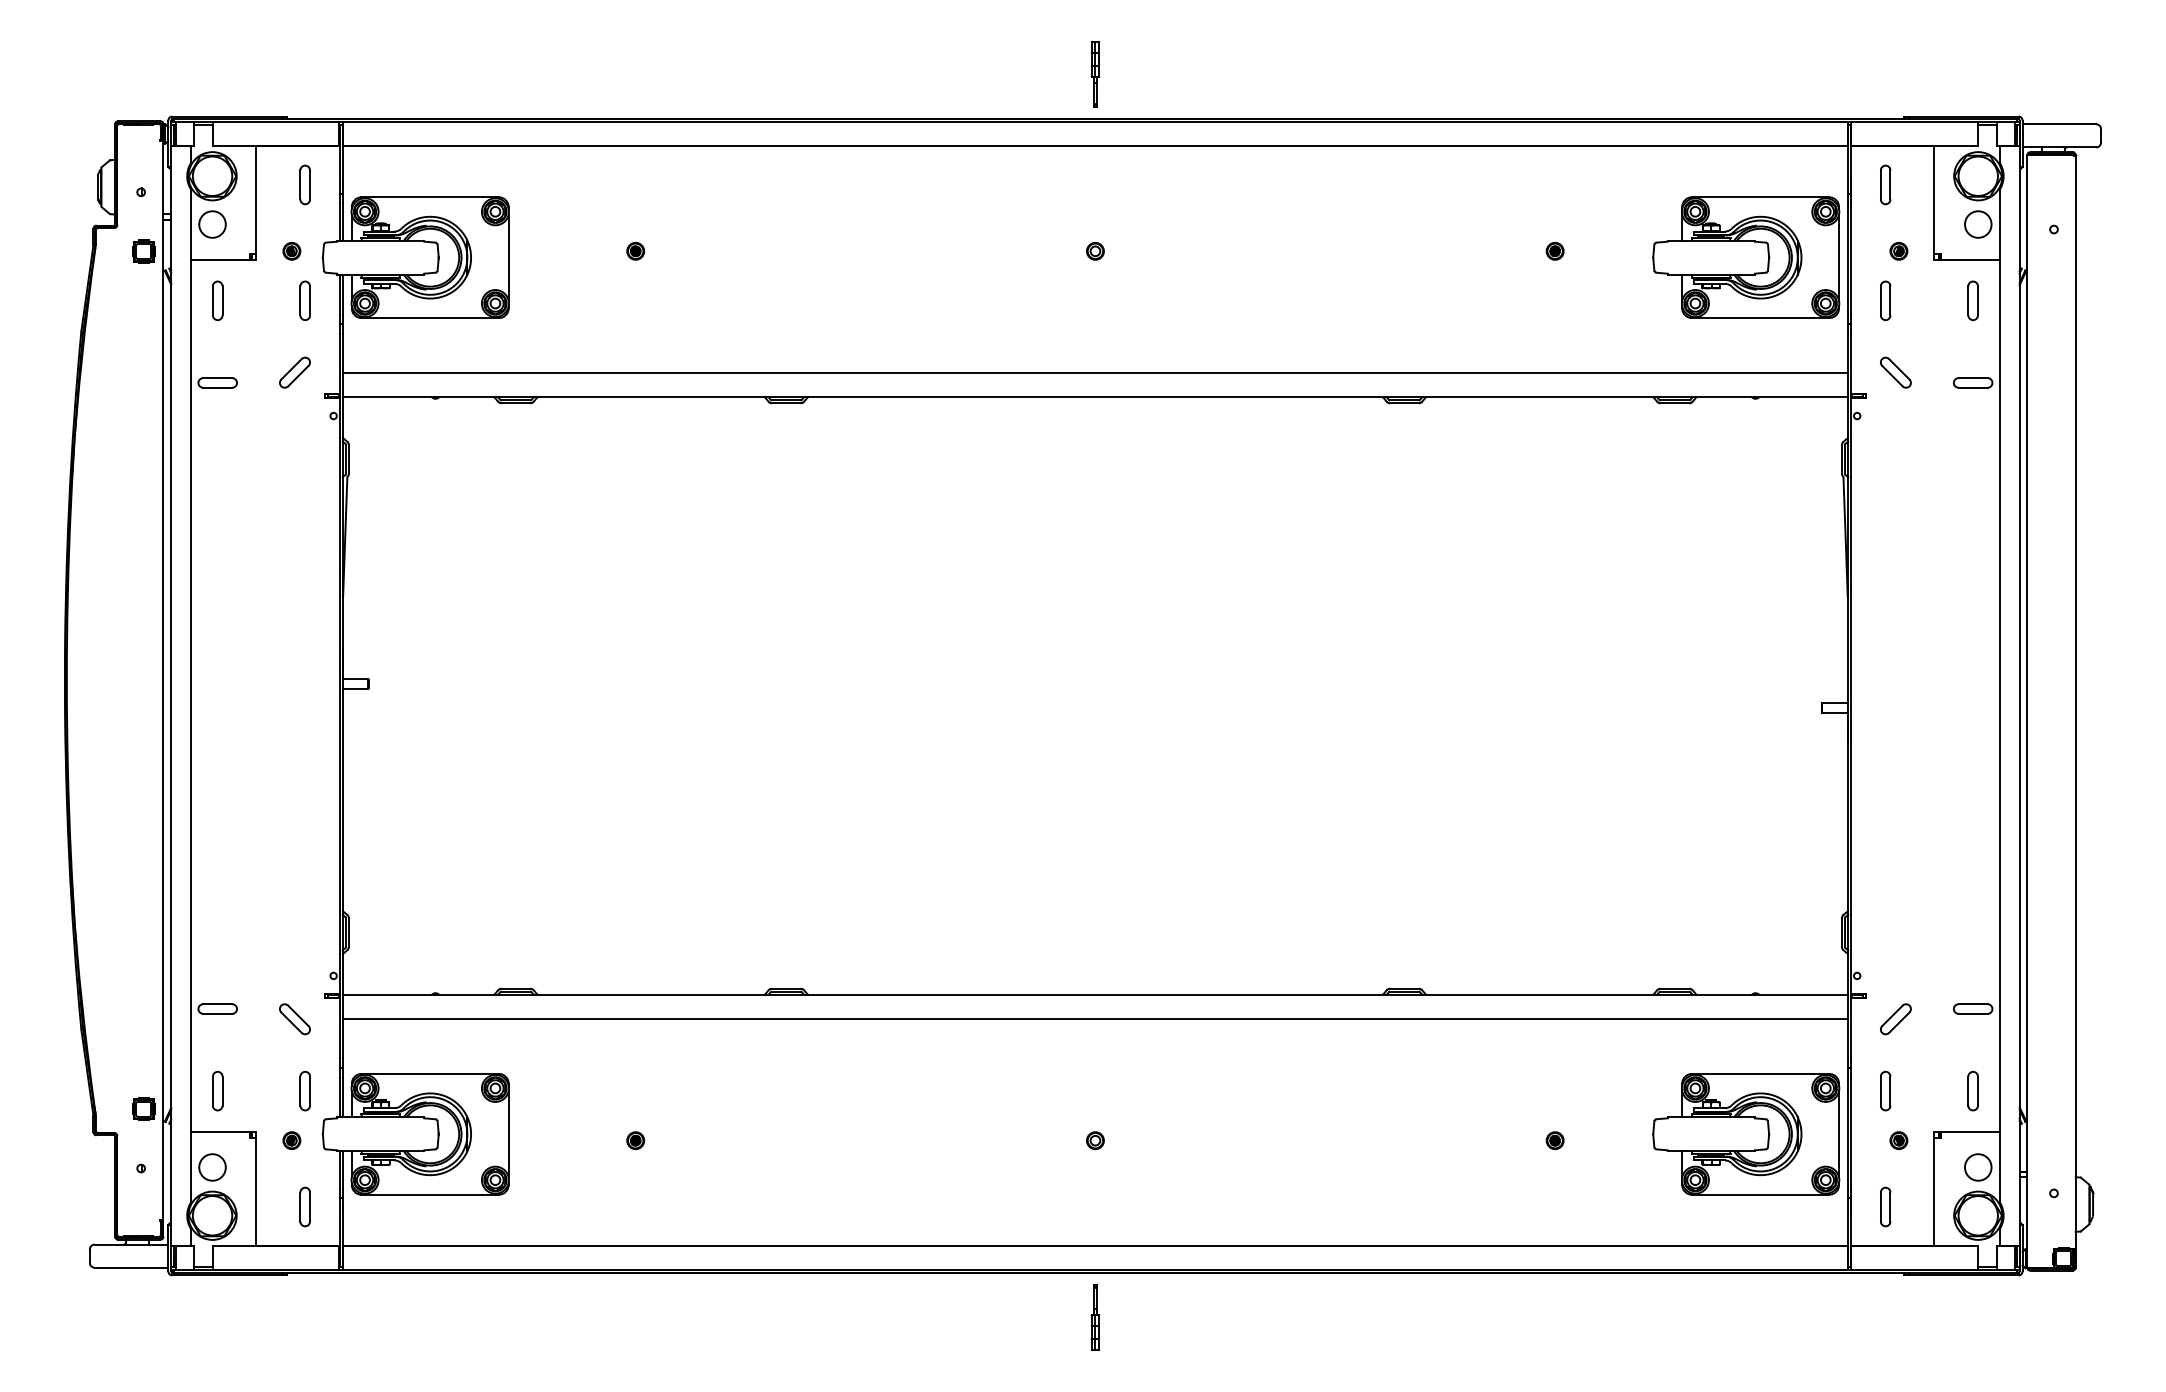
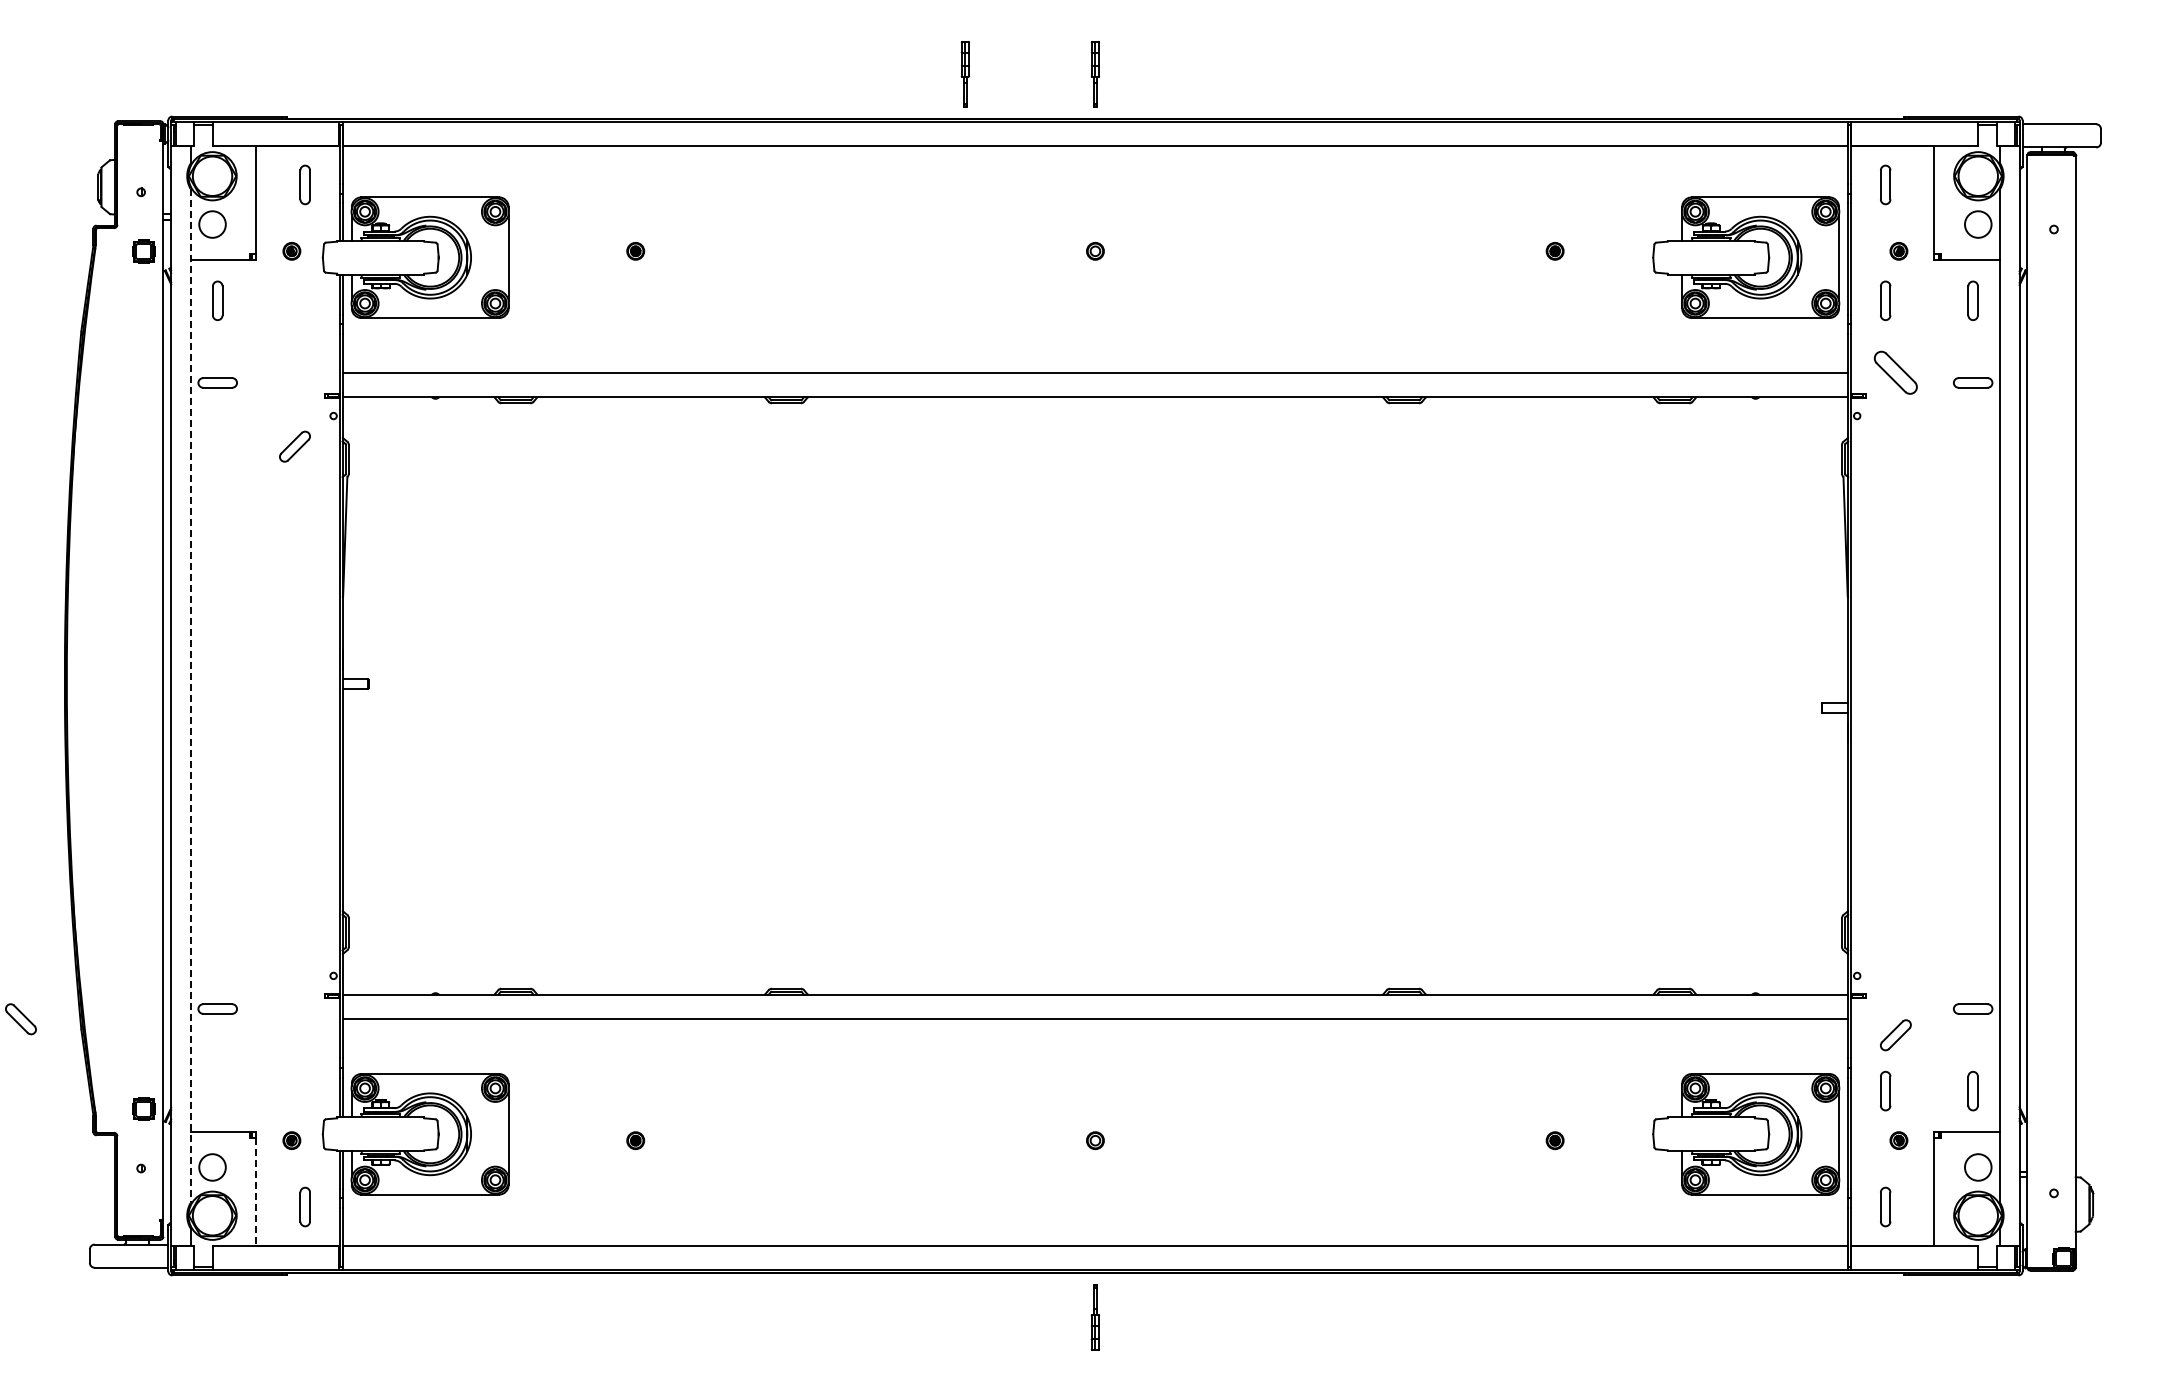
part: none -> present (964, 74)
part: present -> none (304, 300)
part position: (294, 372) -> (294, 446) (294, 446)
part size: 32x33 px -> 44x45 px (1895, 372)
line: solid -> dashed (190, 696)
part position: (294, 1019) -> (20, 1019) (20, 1019)
part position: (1895, 1019) -> (1895, 1035) (1895, 1035)
part: present -> none (217, 1090)
part: present -> none (304, 1091)
line: solid -> dashed (256, 1191)
